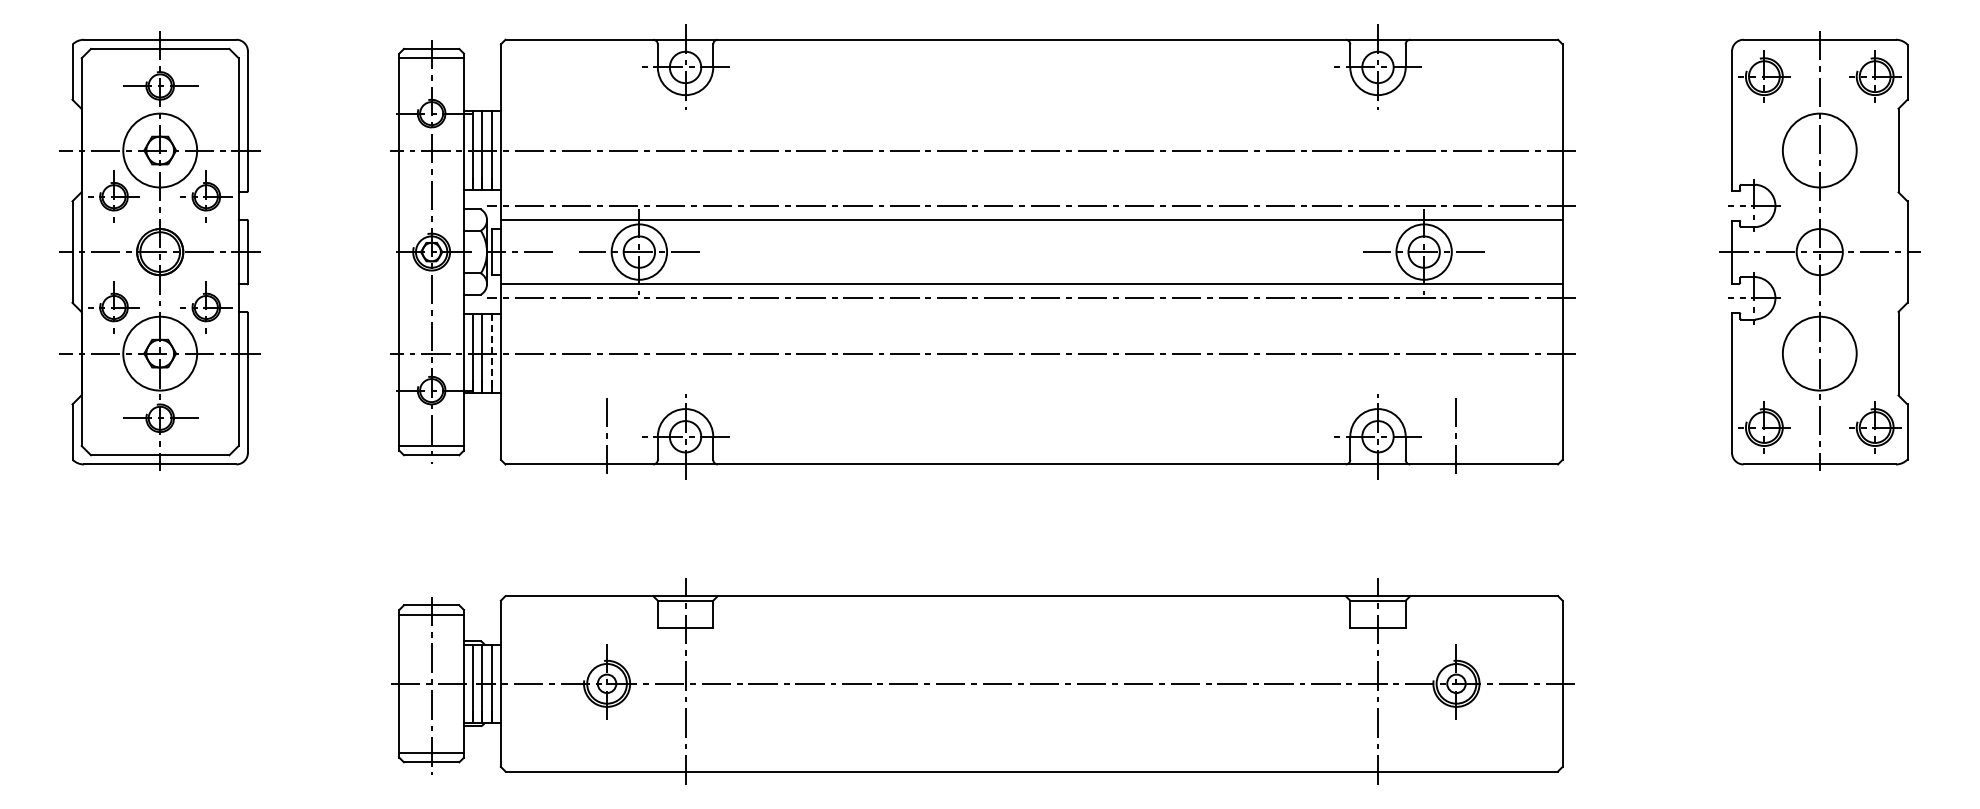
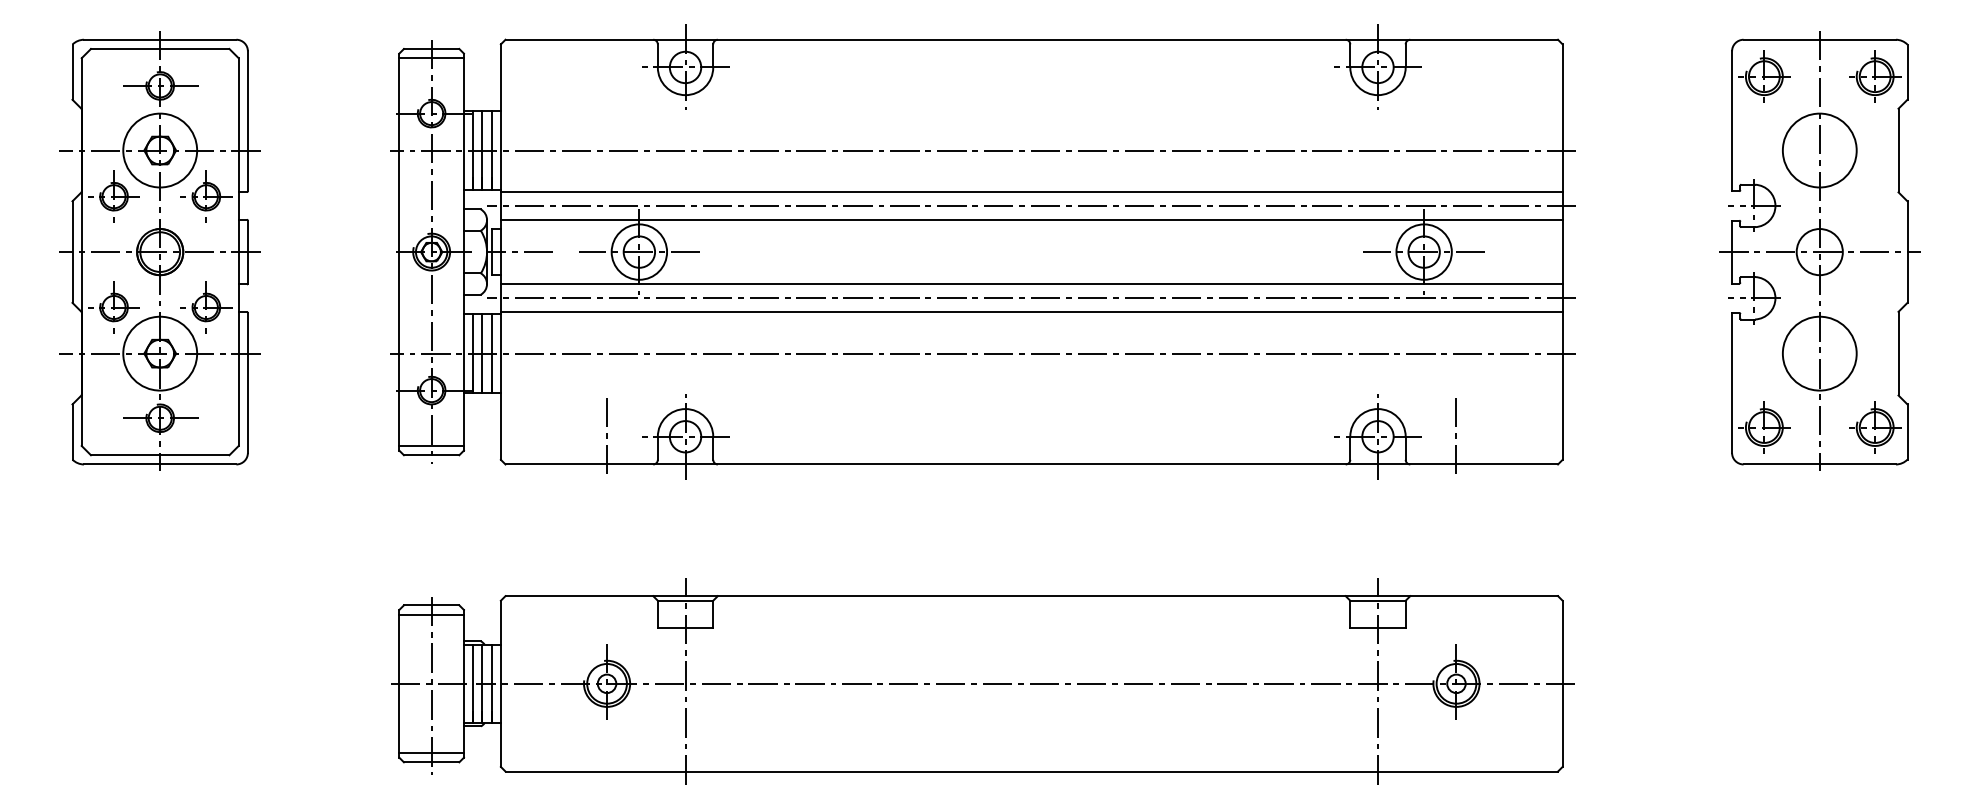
line: none -> present (1031, 192)
line: none -> present (1031, 312)
line: dashed -> solid (491, 354)
